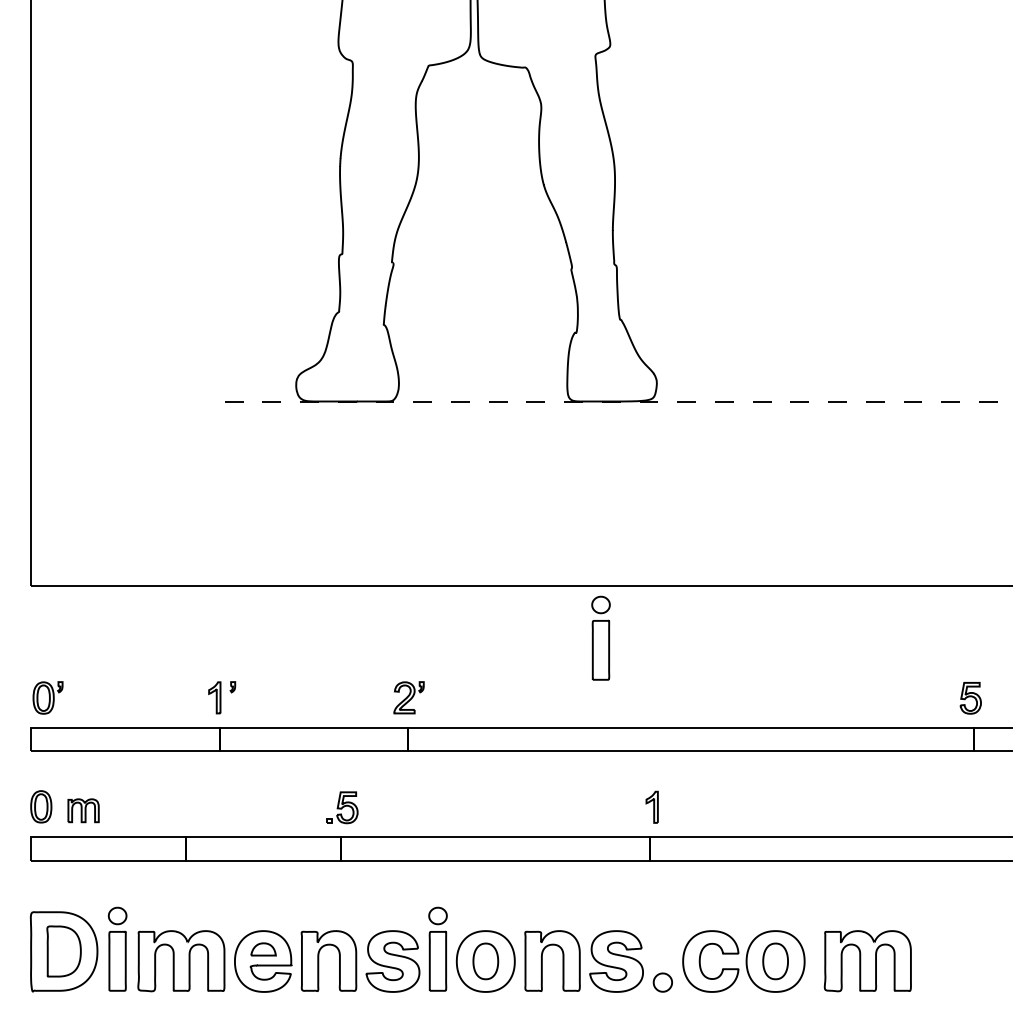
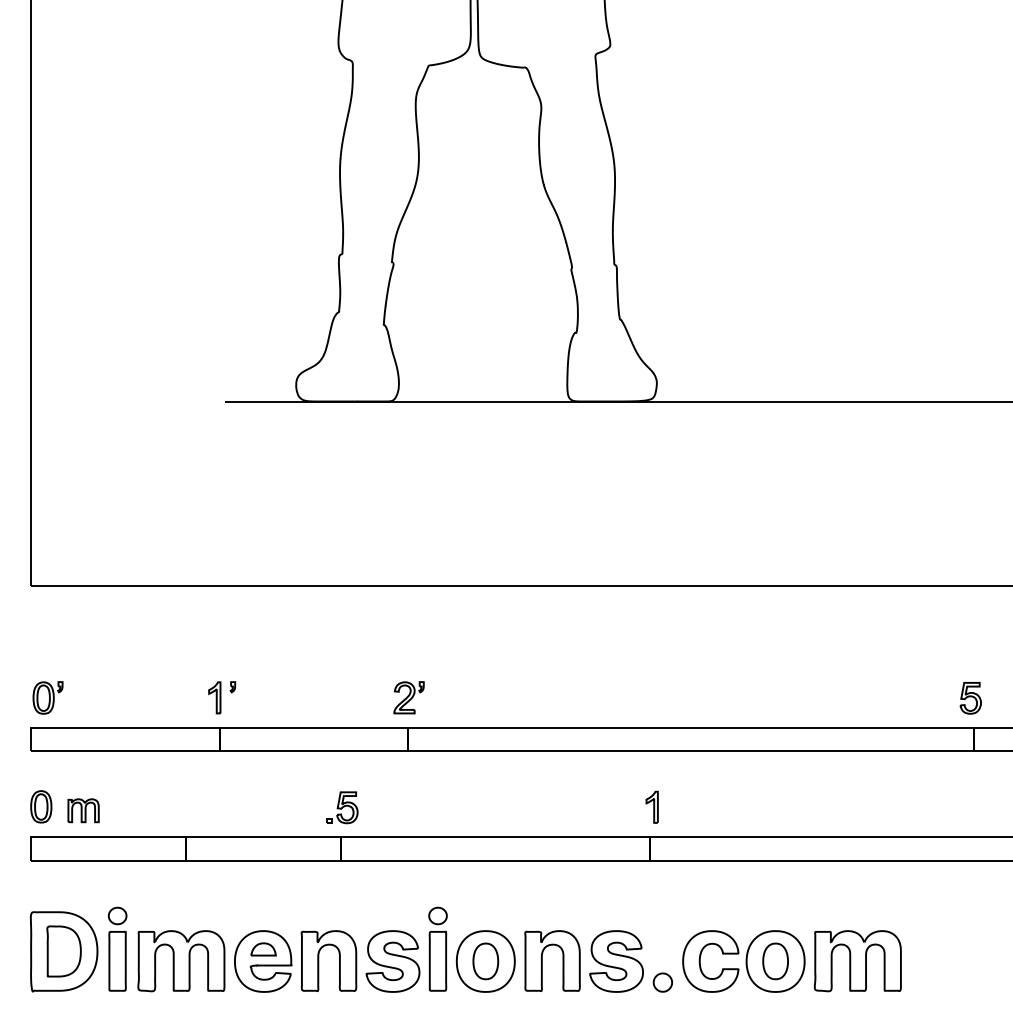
line: dashed -> solid (618, 401)
part: present -> none (600, 637)
part position: (867, 961) -> (857, 961) (857, 961)
